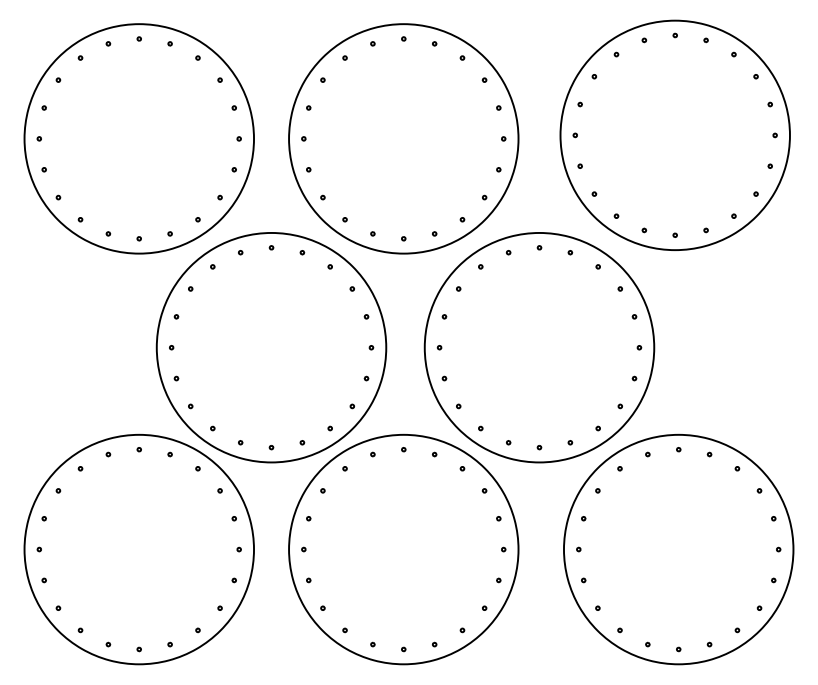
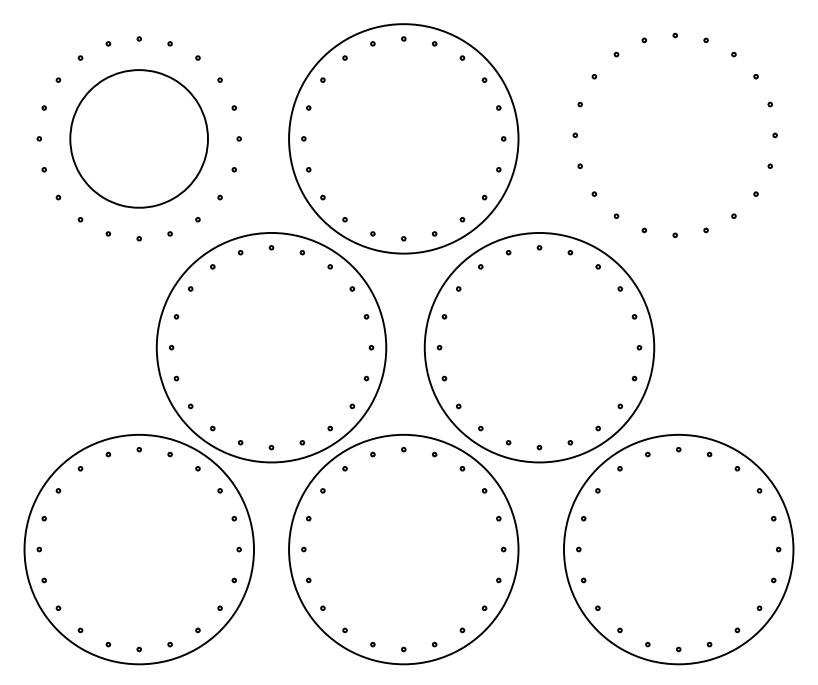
part: present -> none (674, 134)
part size: 232x232 px -> 140x140 px (138, 138)
